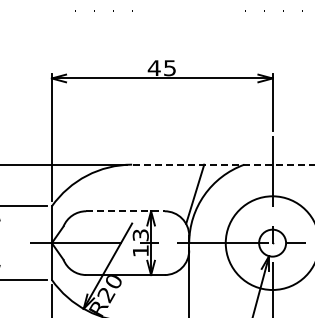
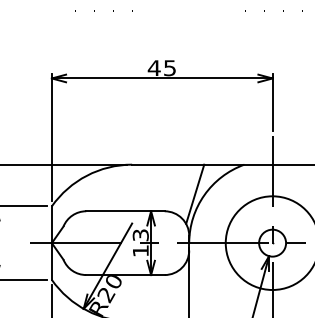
line: dashed -> solid (222, 164)
line: dashed -> solid (125, 211)
